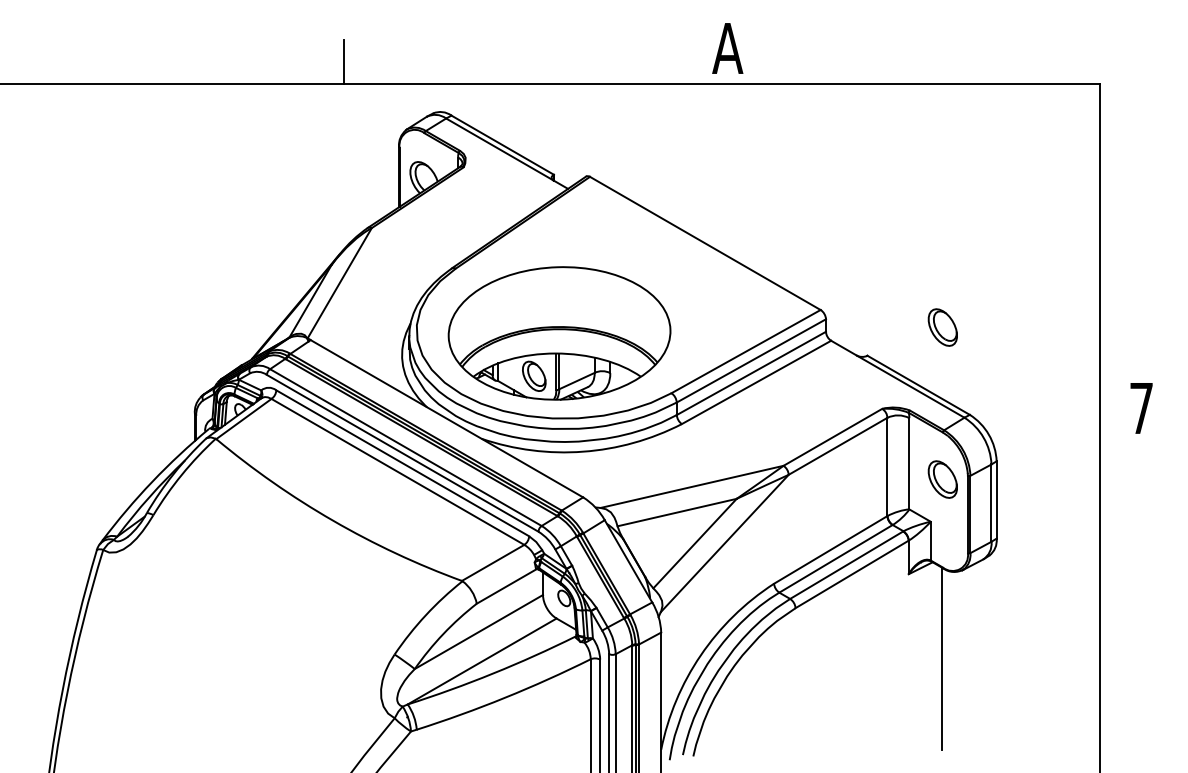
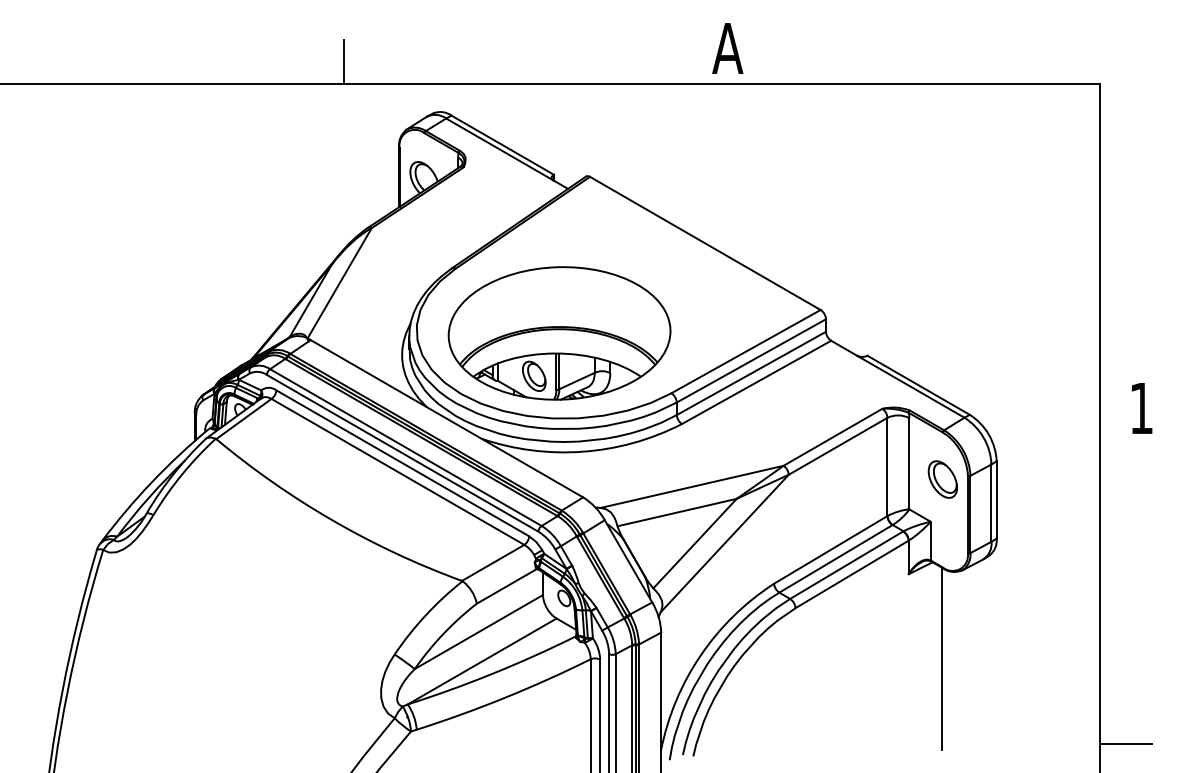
part: present -> none (942, 327)
text: 7 -> 1 (1141, 408)
line: none -> present (1125, 743)
